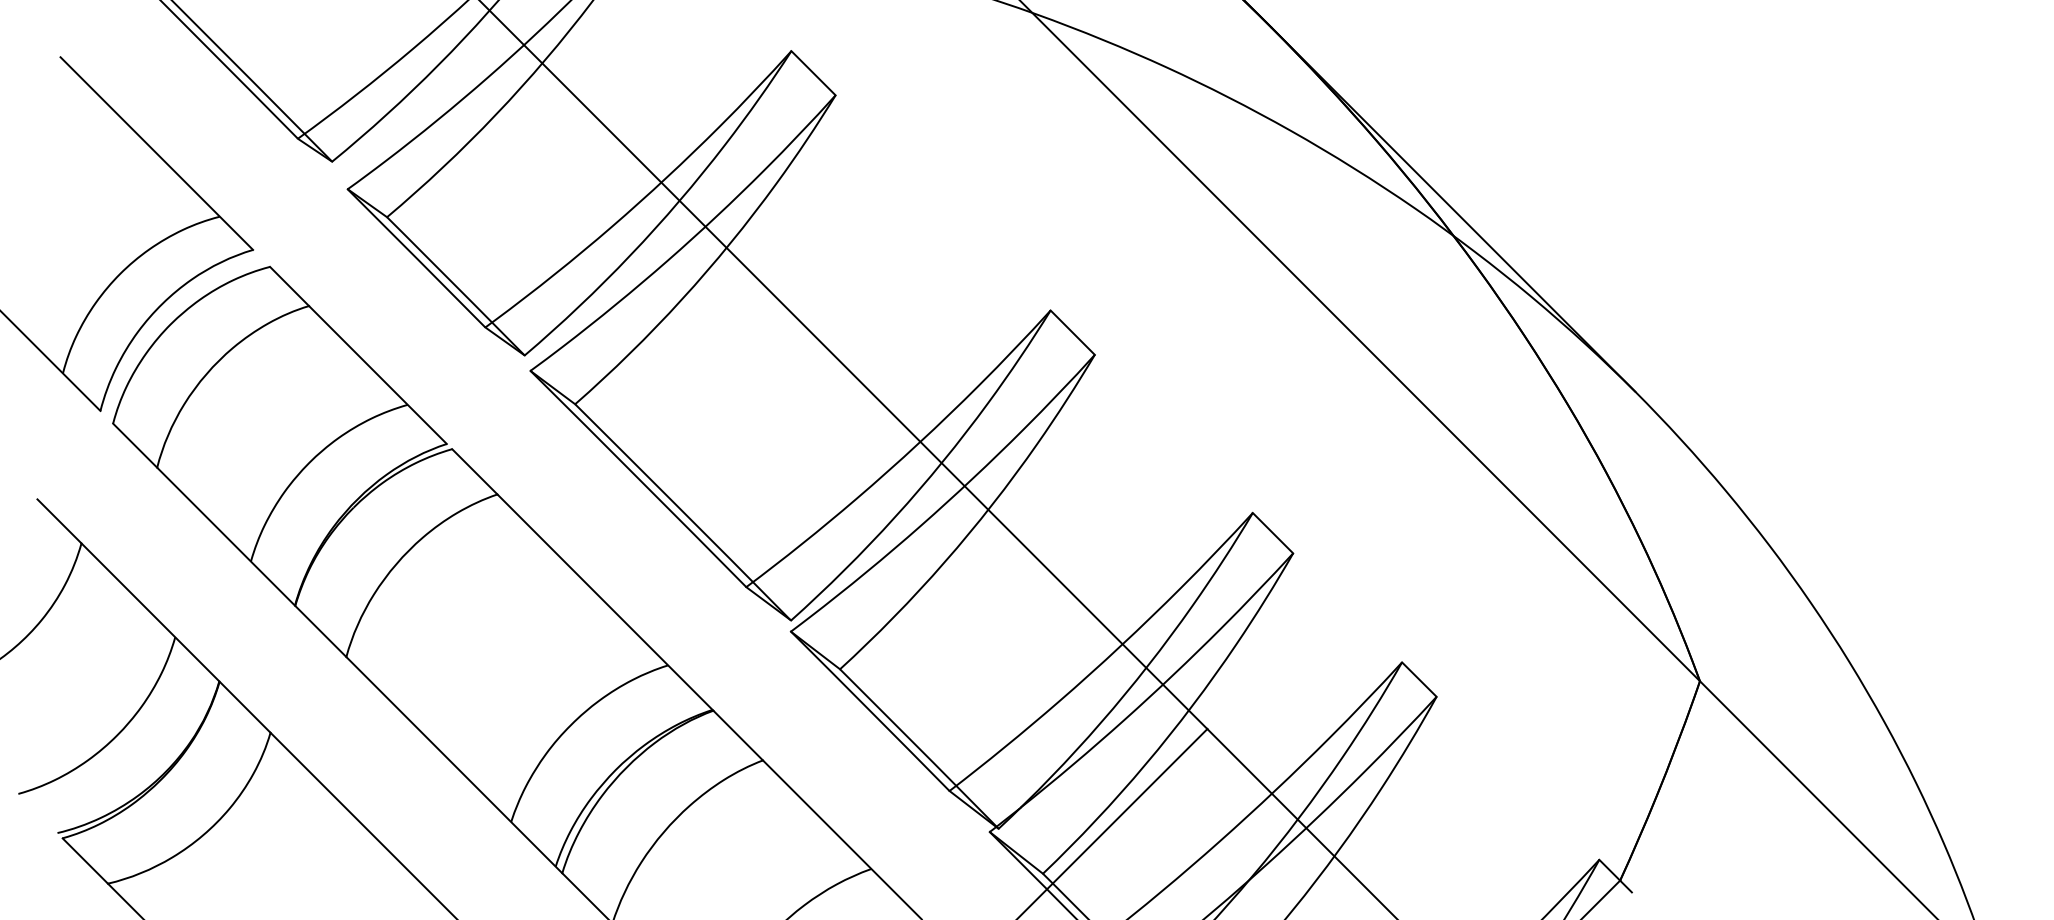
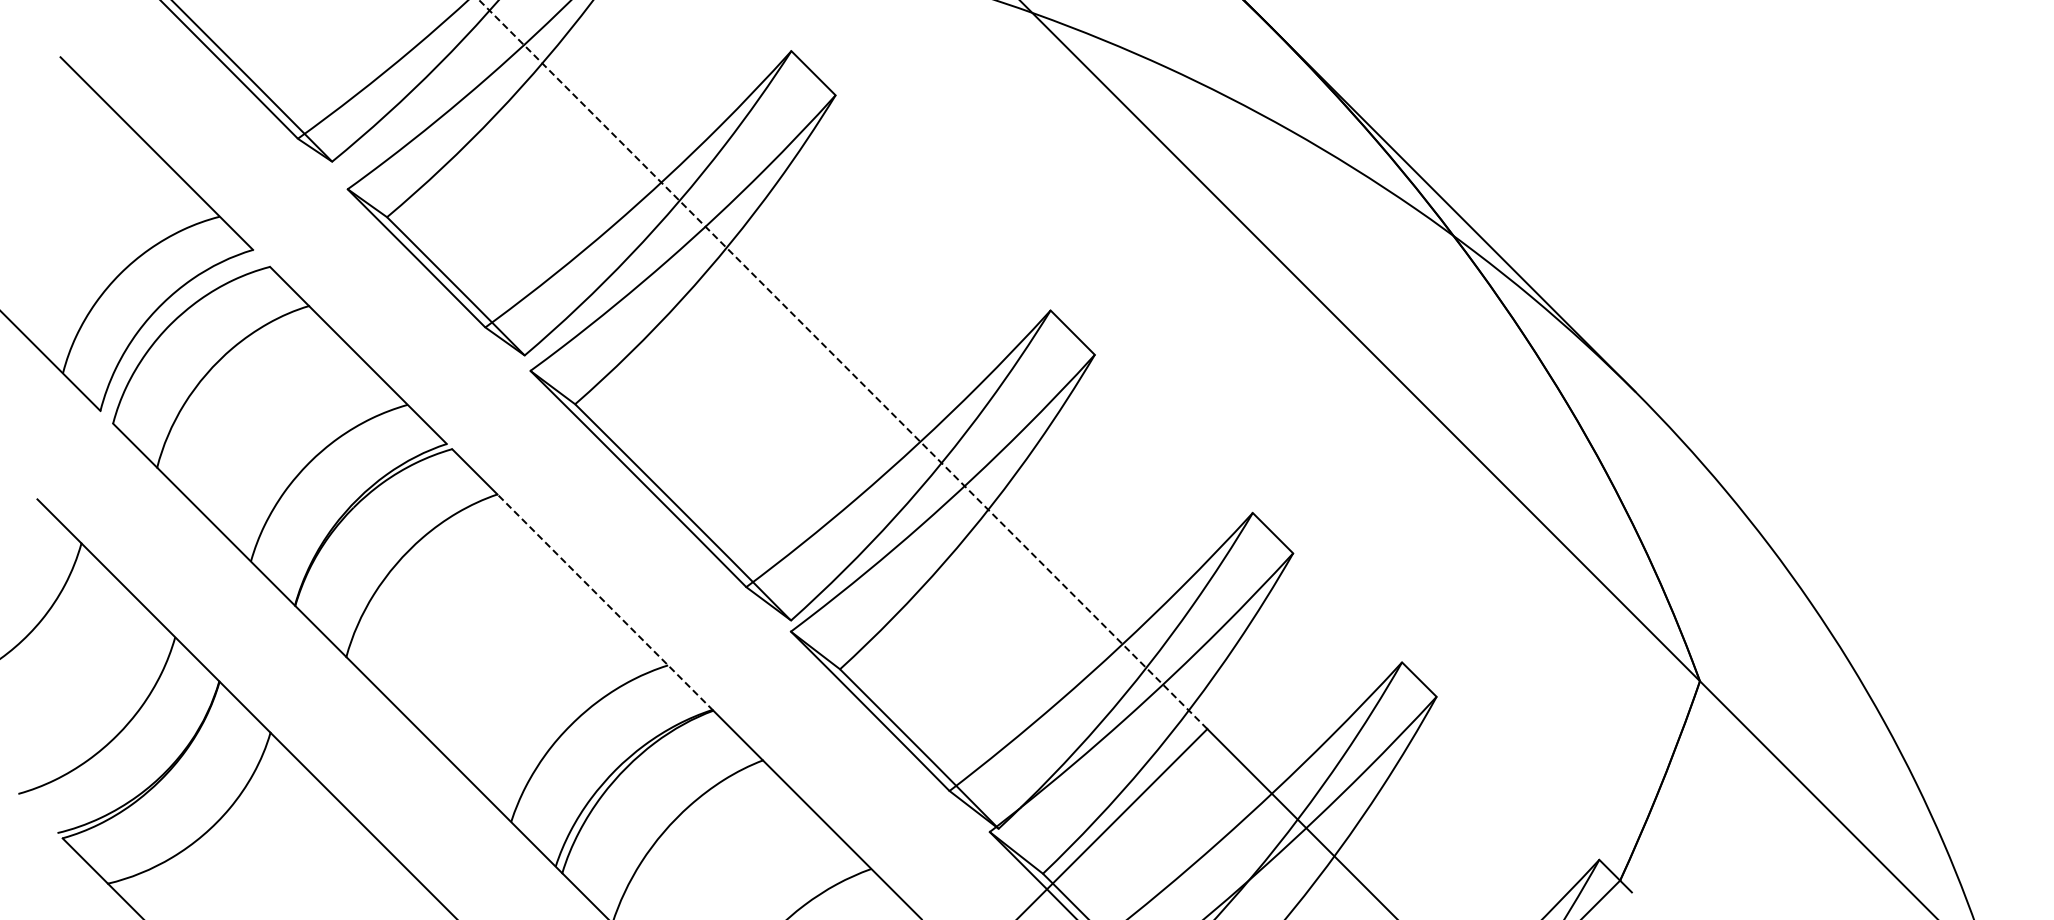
line: solid -> dashed (843, 364)
line: solid -> dashed (605, 602)
